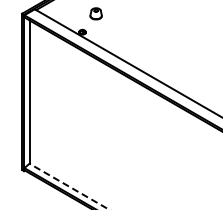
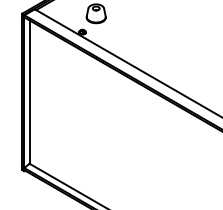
part size: 14x14 px -> 22x22 px (95, 13)
line: dashed -> solid (69, 186)
